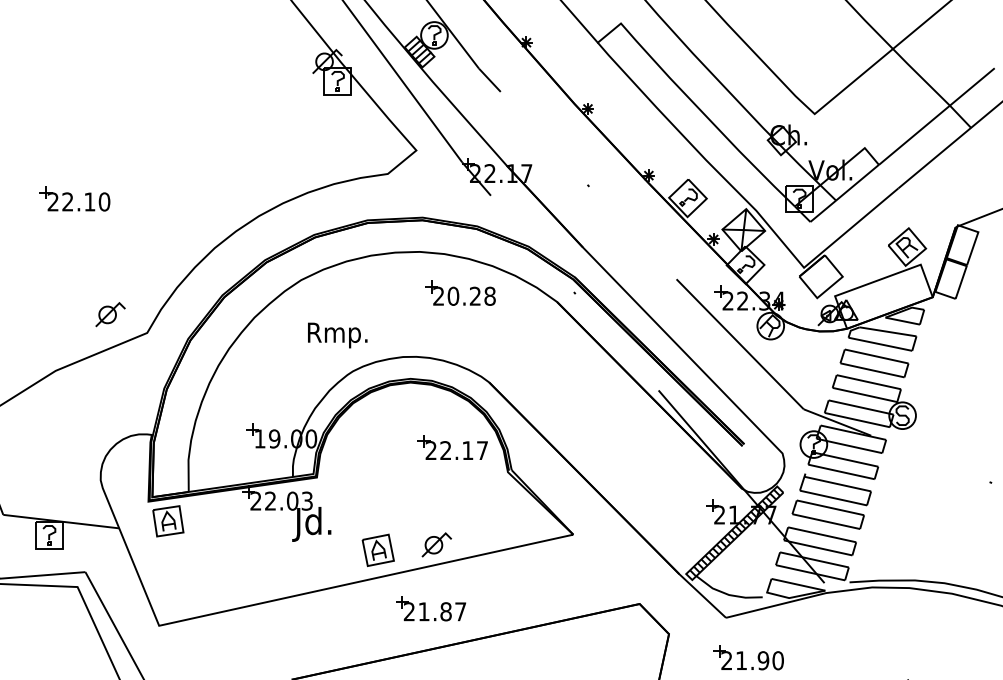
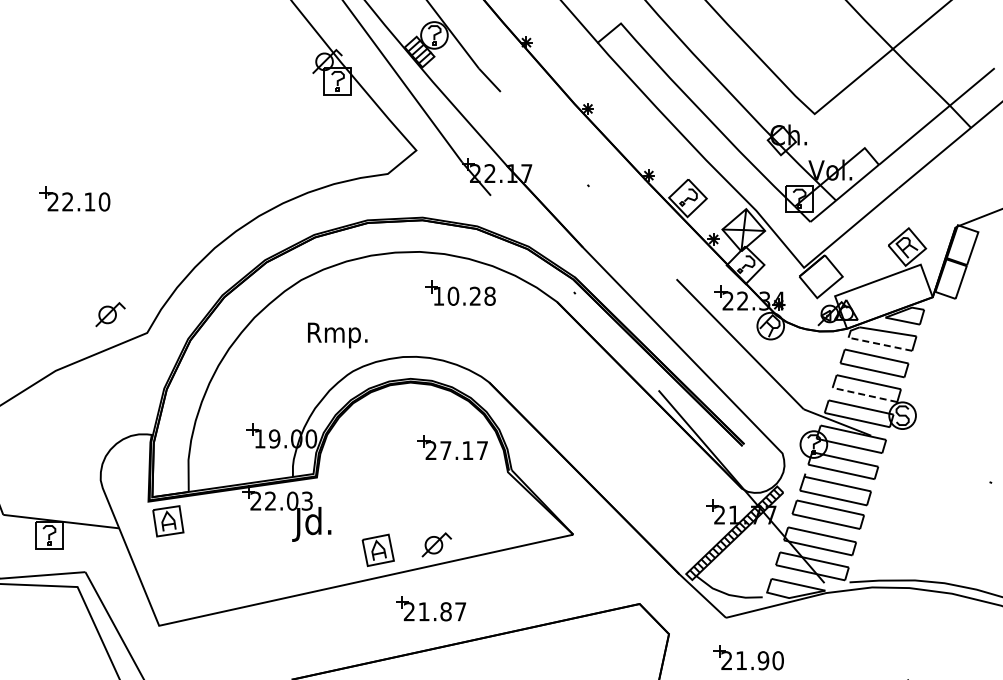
text: 20.28 -> 10.28 (438, 295)
line: solid -> dashed (880, 344)
line: solid -> dashed (864, 394)
text: 22.17 -> 27.17 (445, 450)
